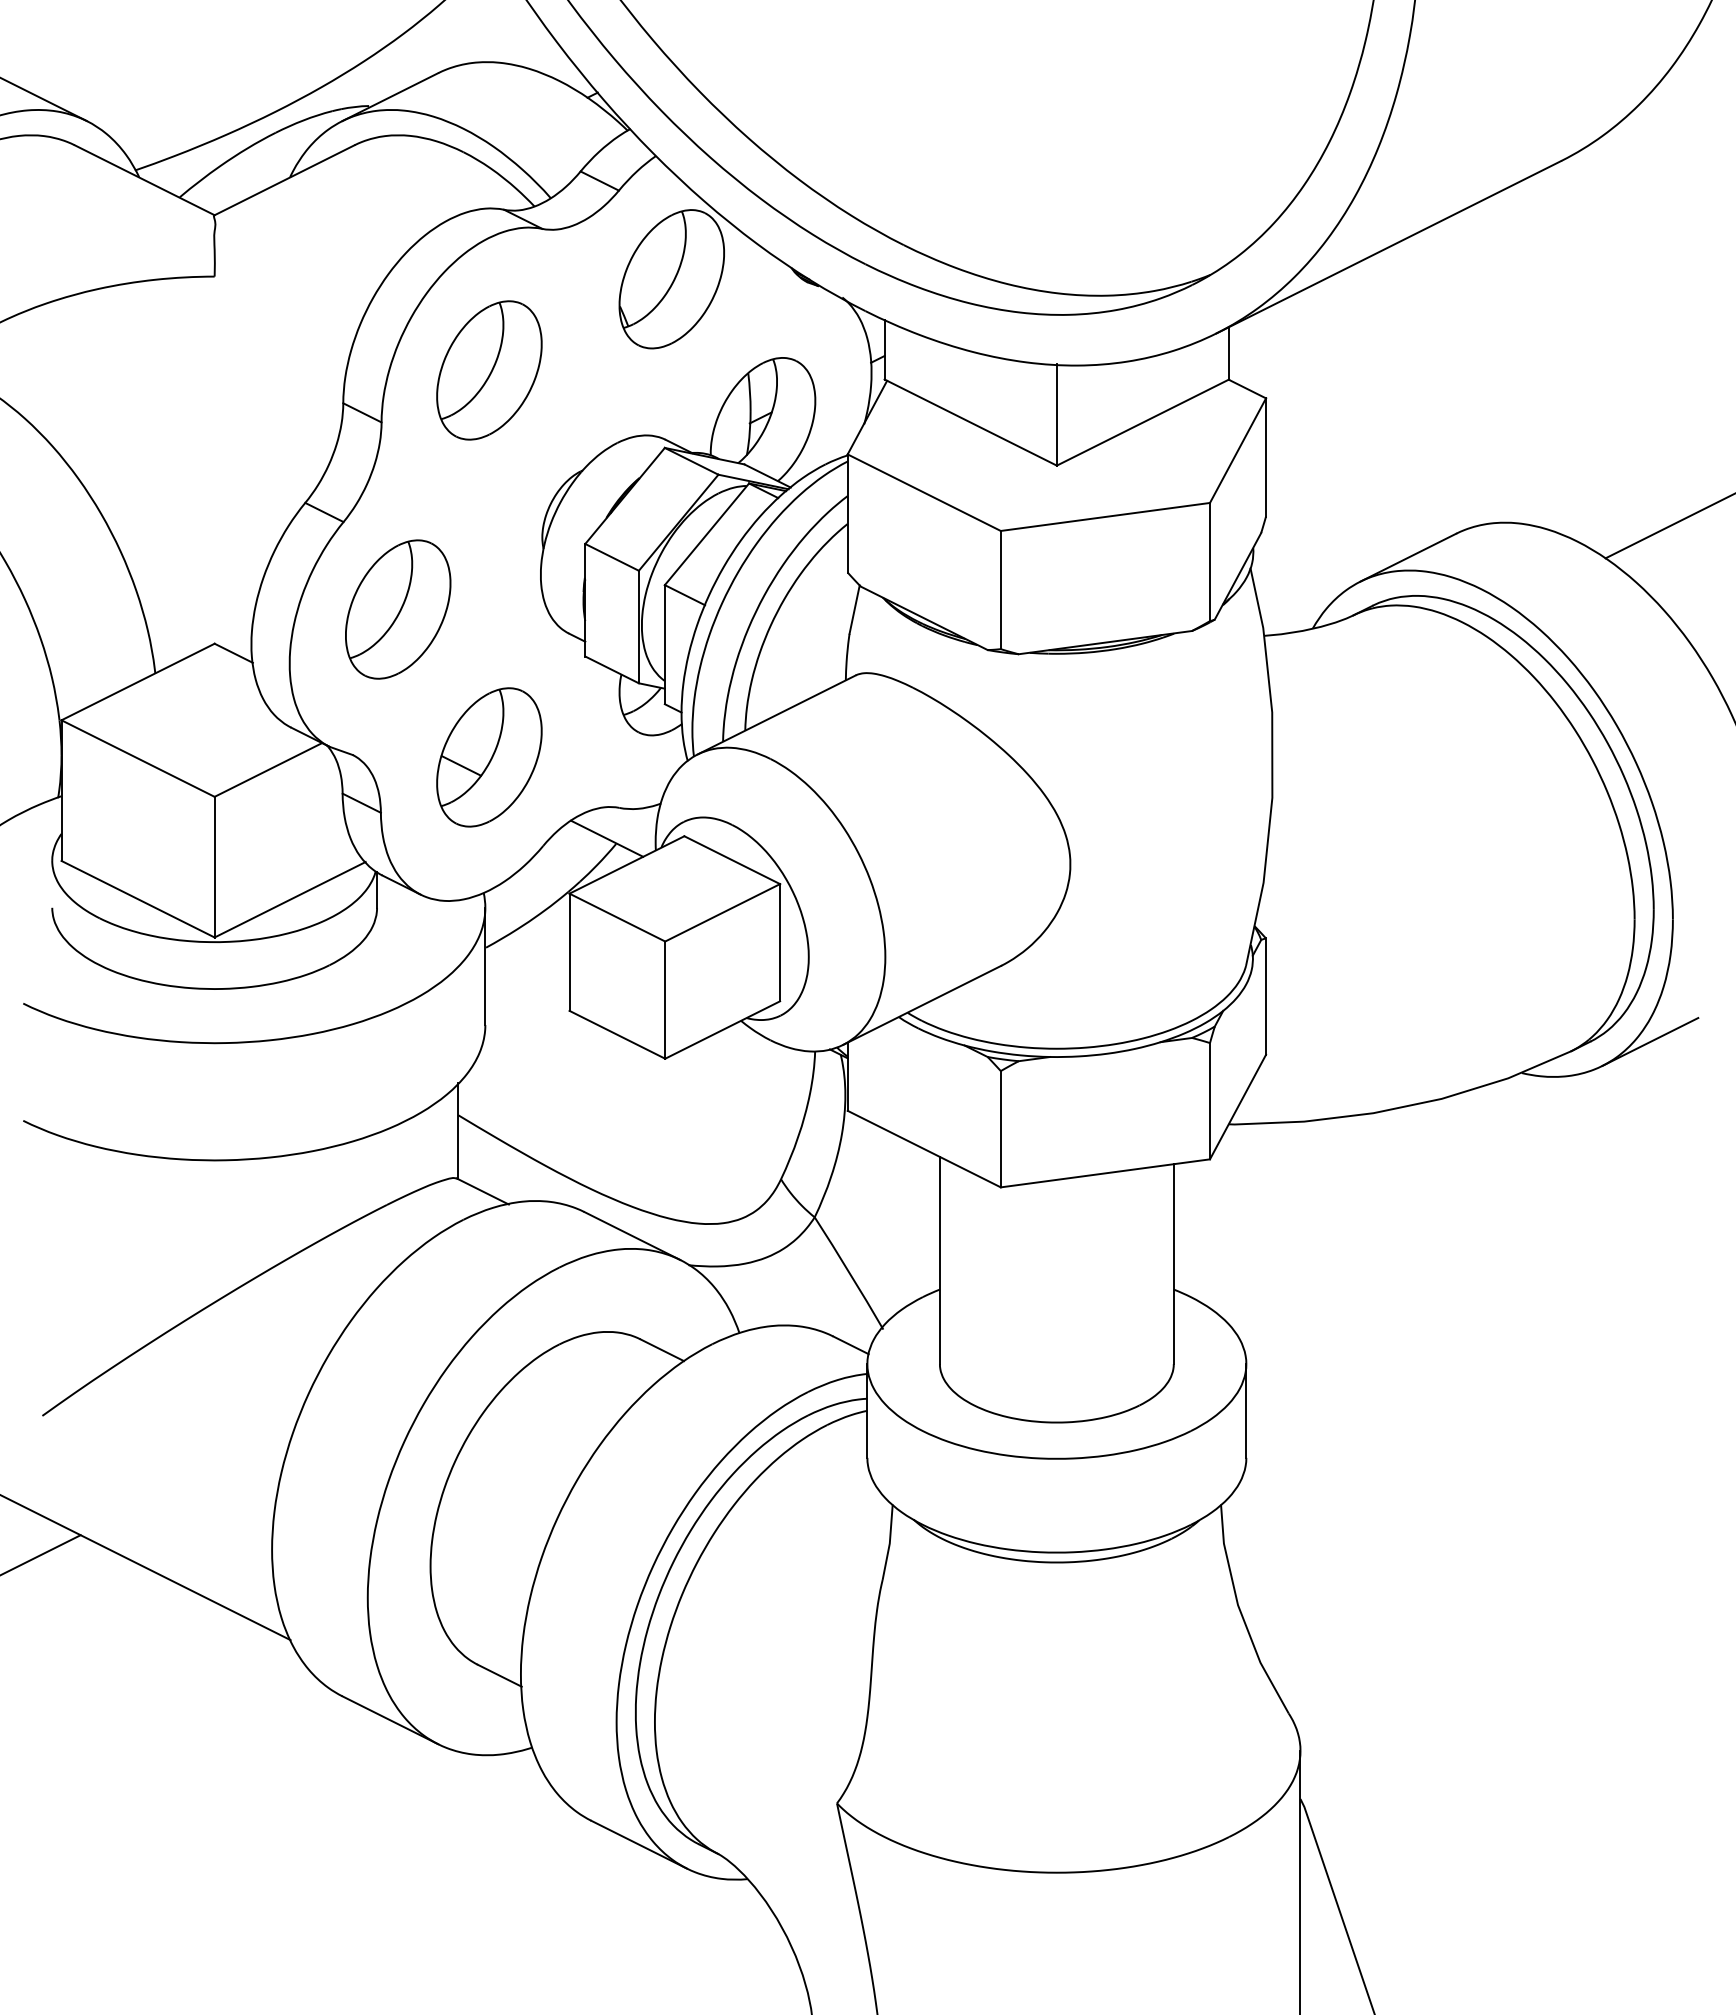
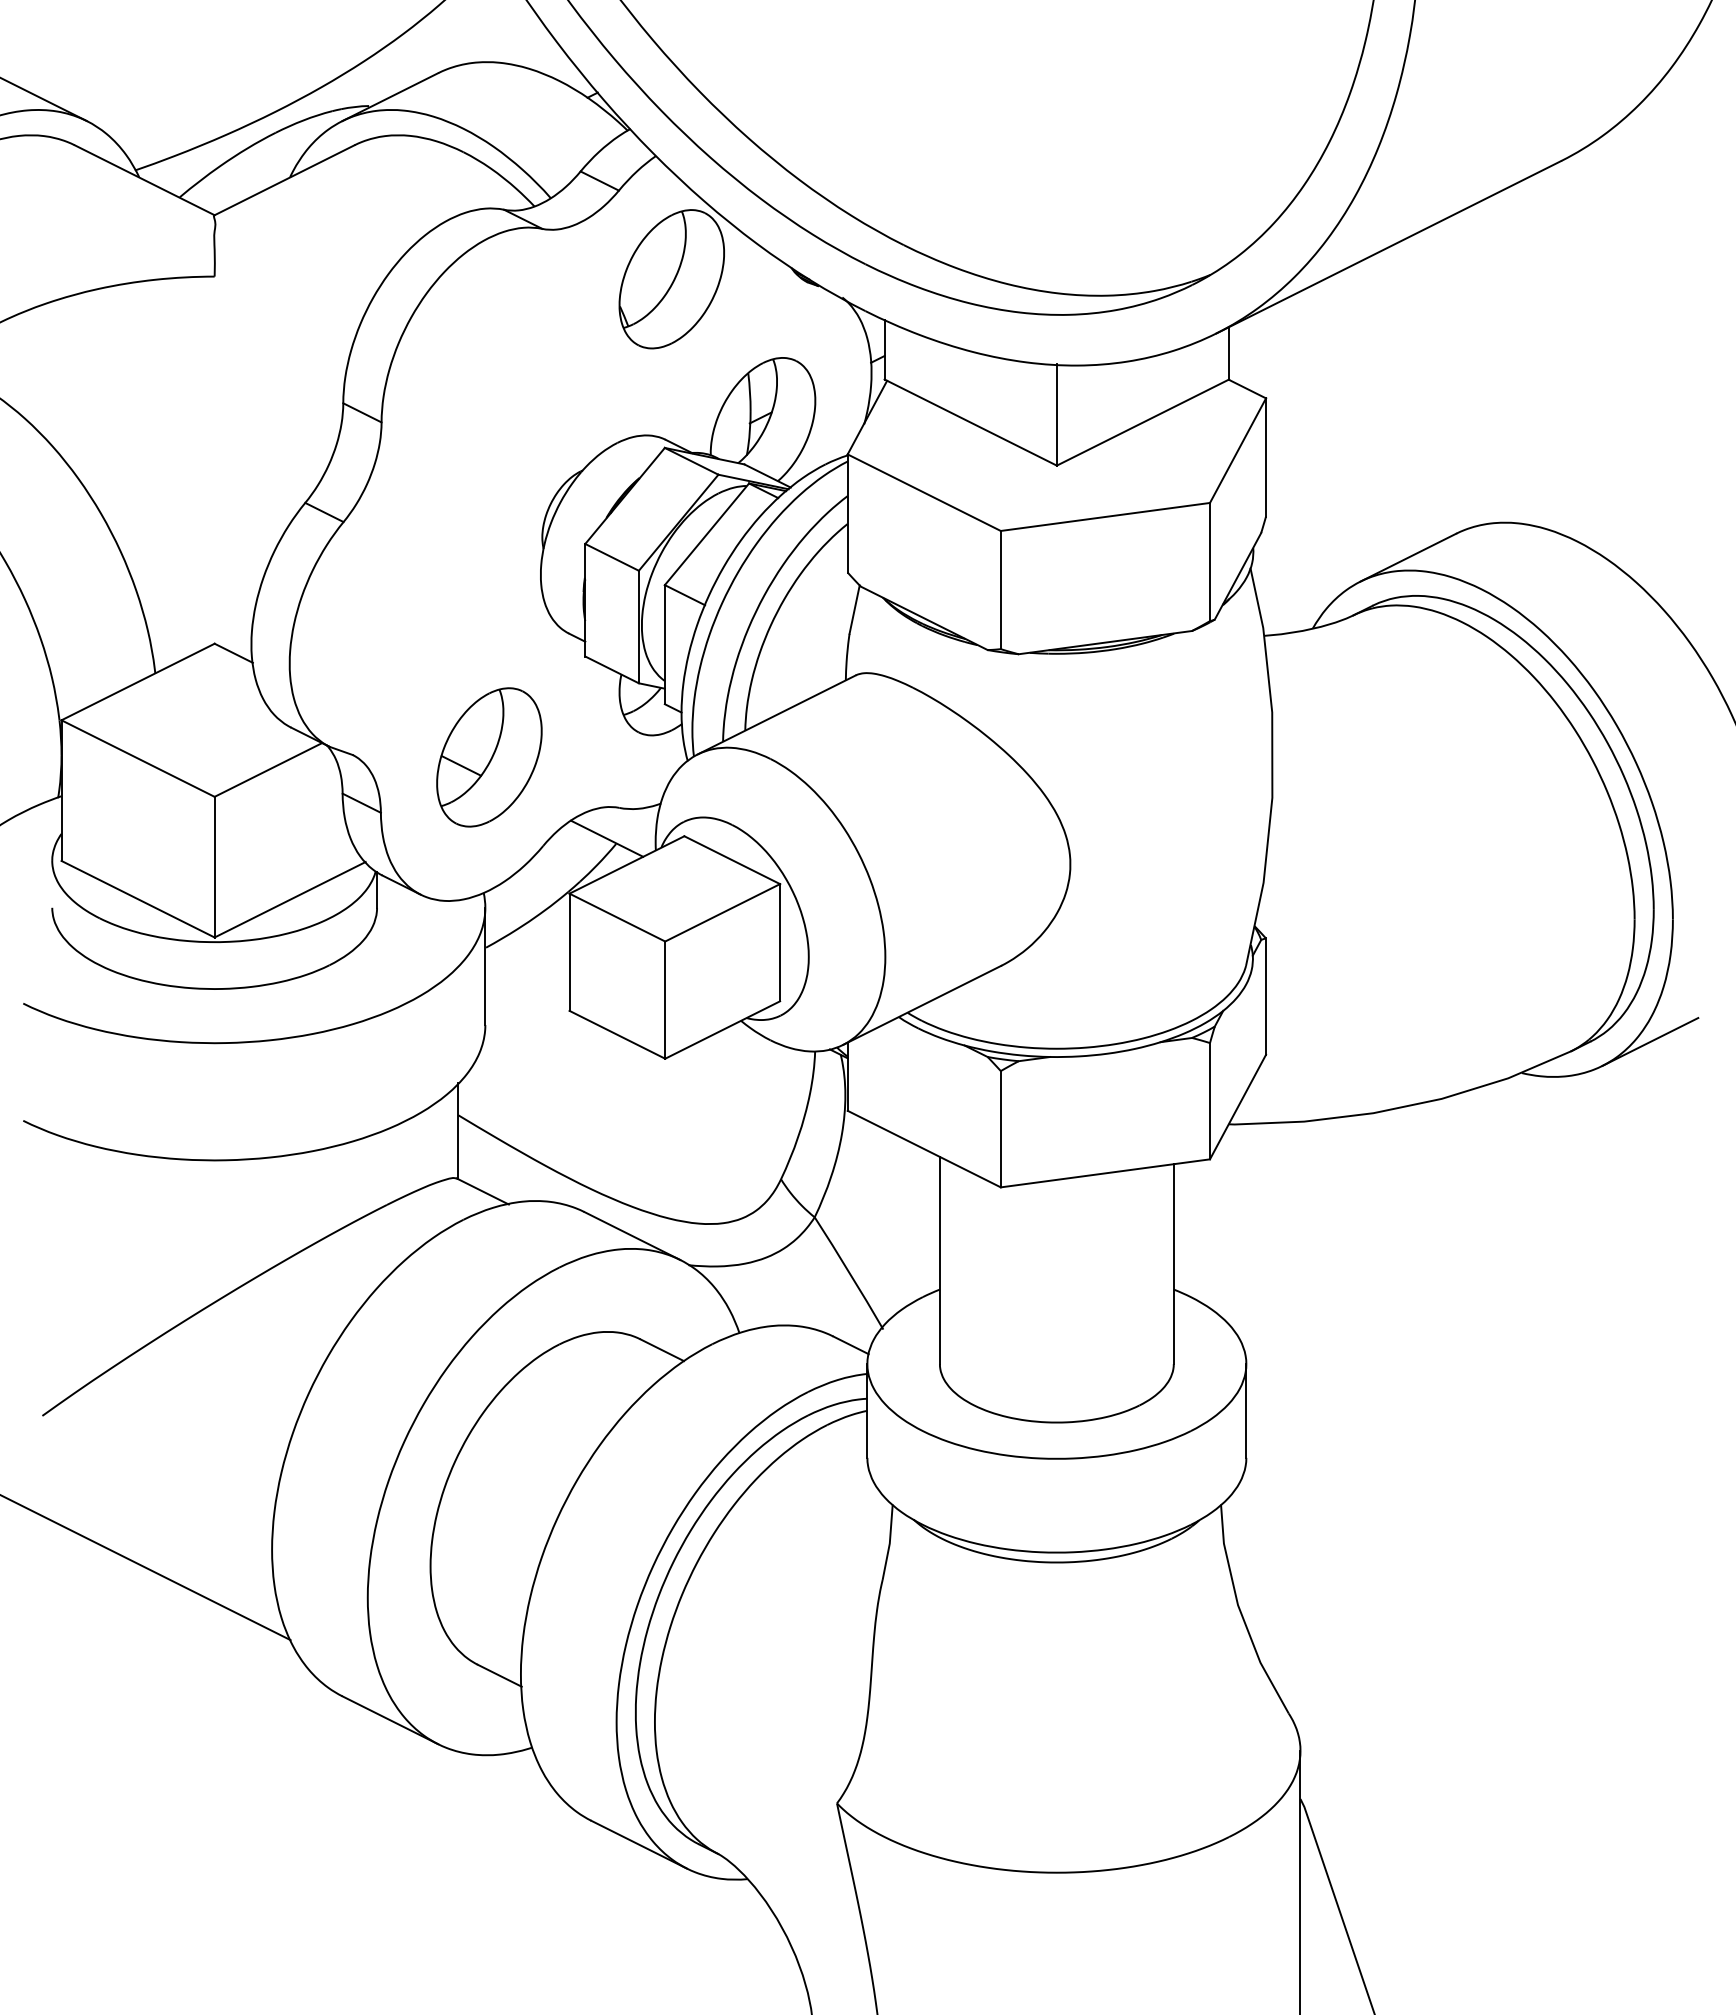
part: present -> none (489, 370)
line: present -> none (1668, 526)
part: present -> none (398, 609)
line: present -> none (41, 1554)
